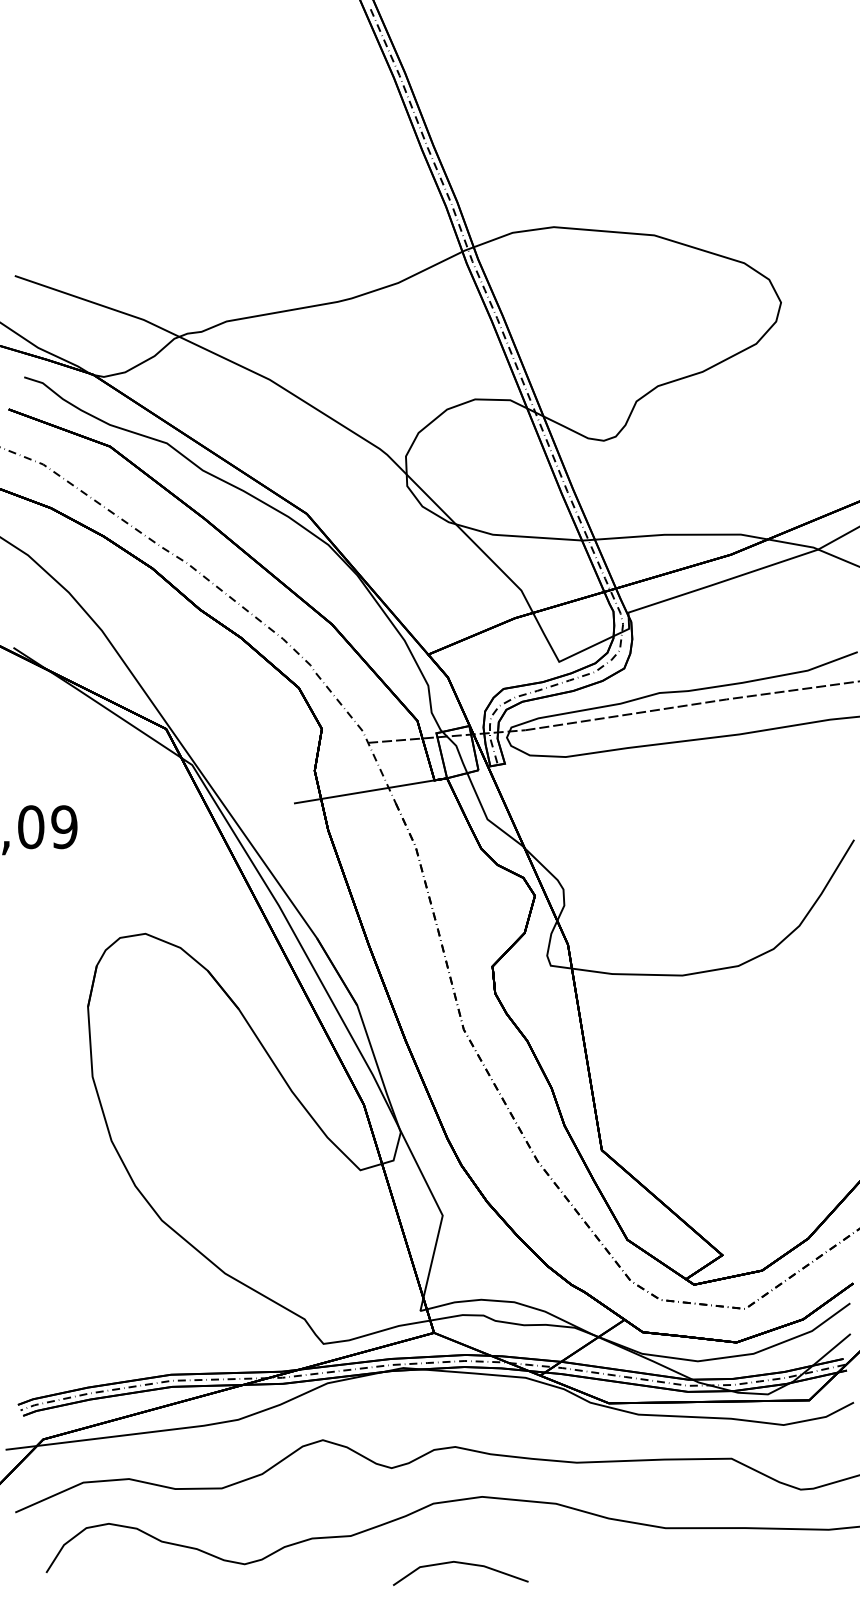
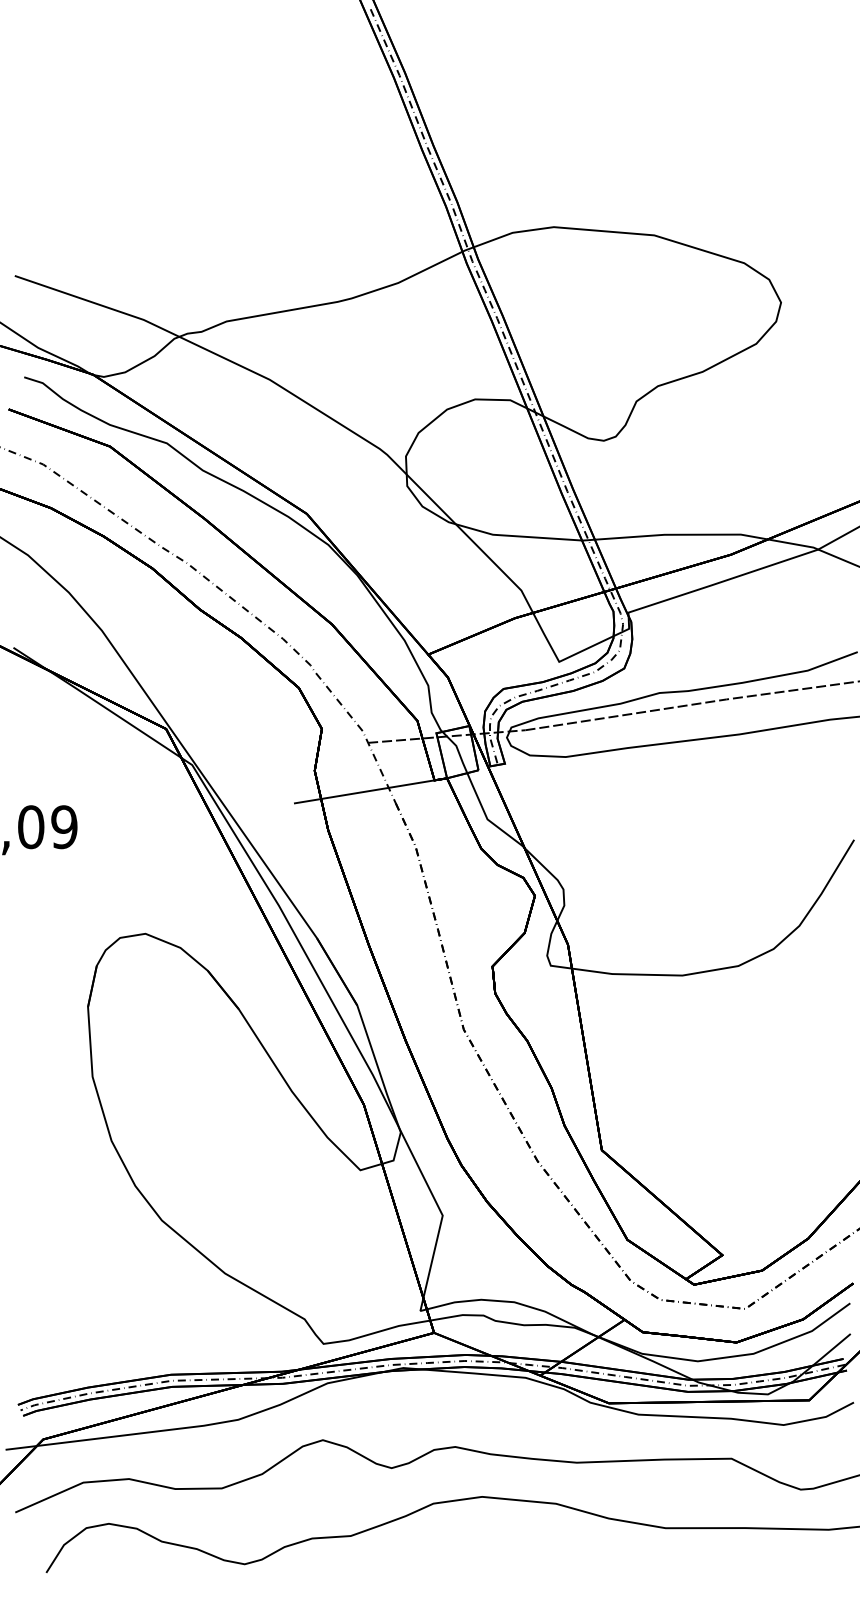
line: present -> none (463, 1564)
